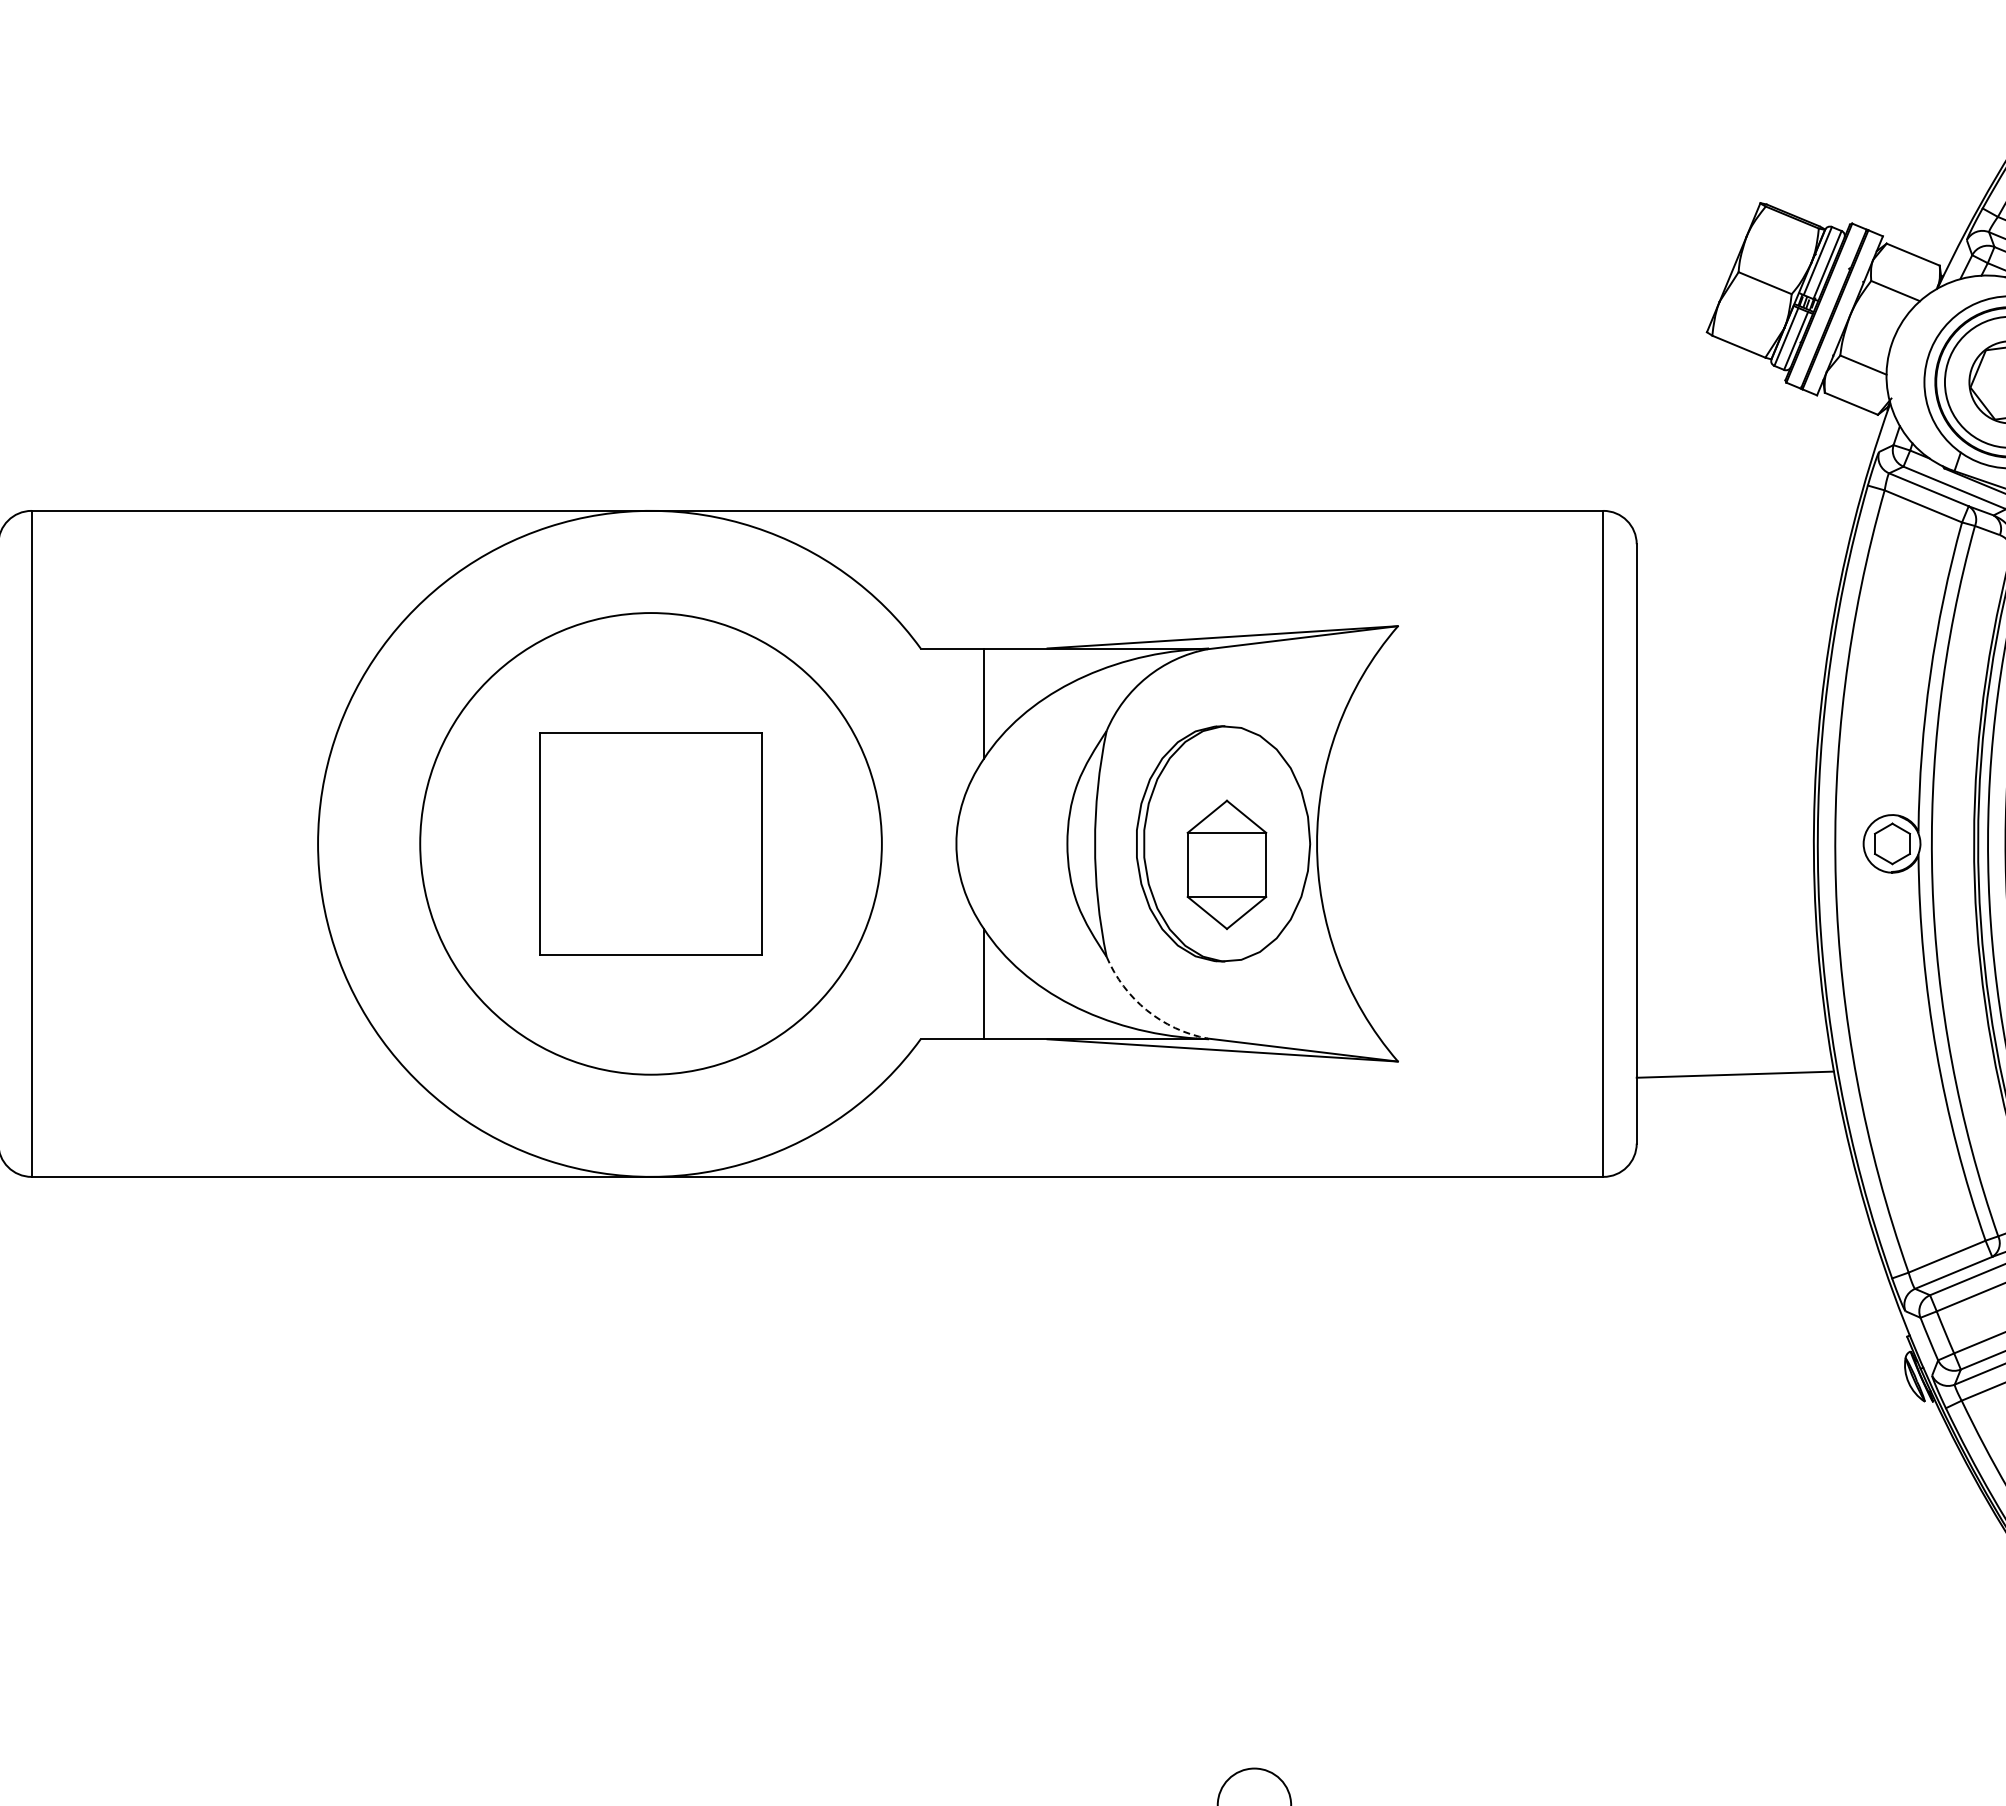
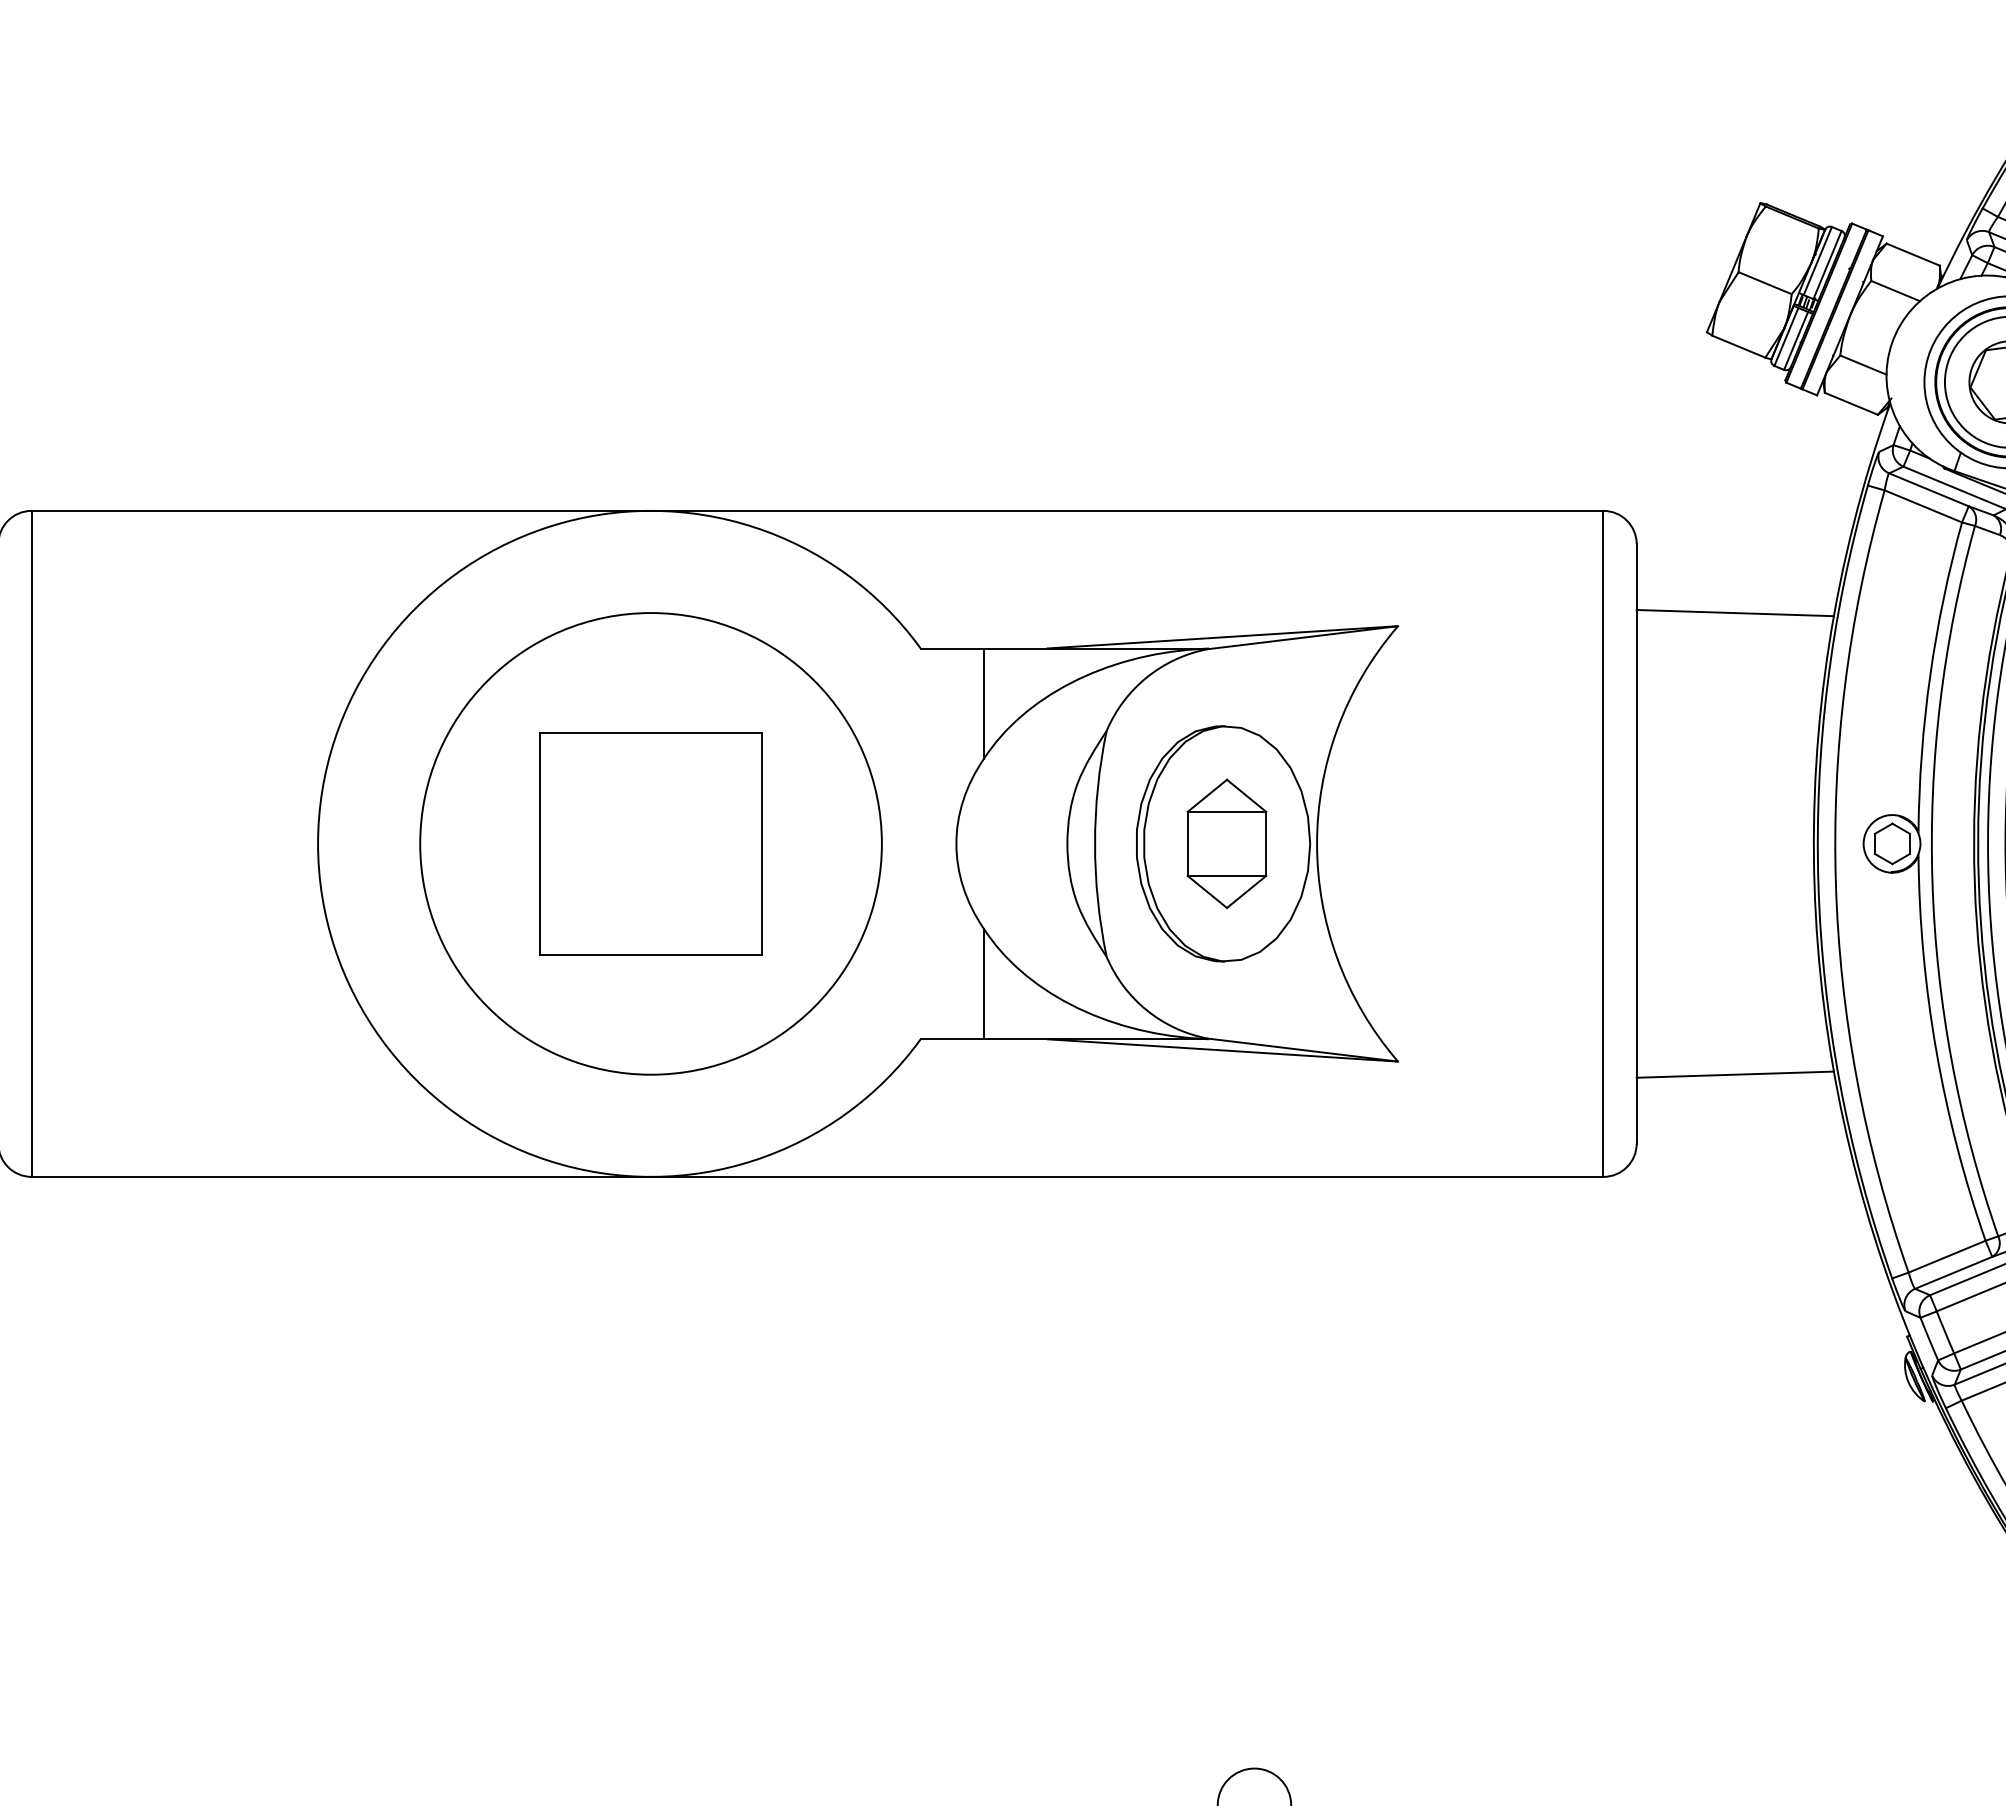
line: none -> present (1735, 613)
part position: (1226, 864) -> (1226, 843) (1226, 843)
arc: dashed -> solid (1146, 1010)
